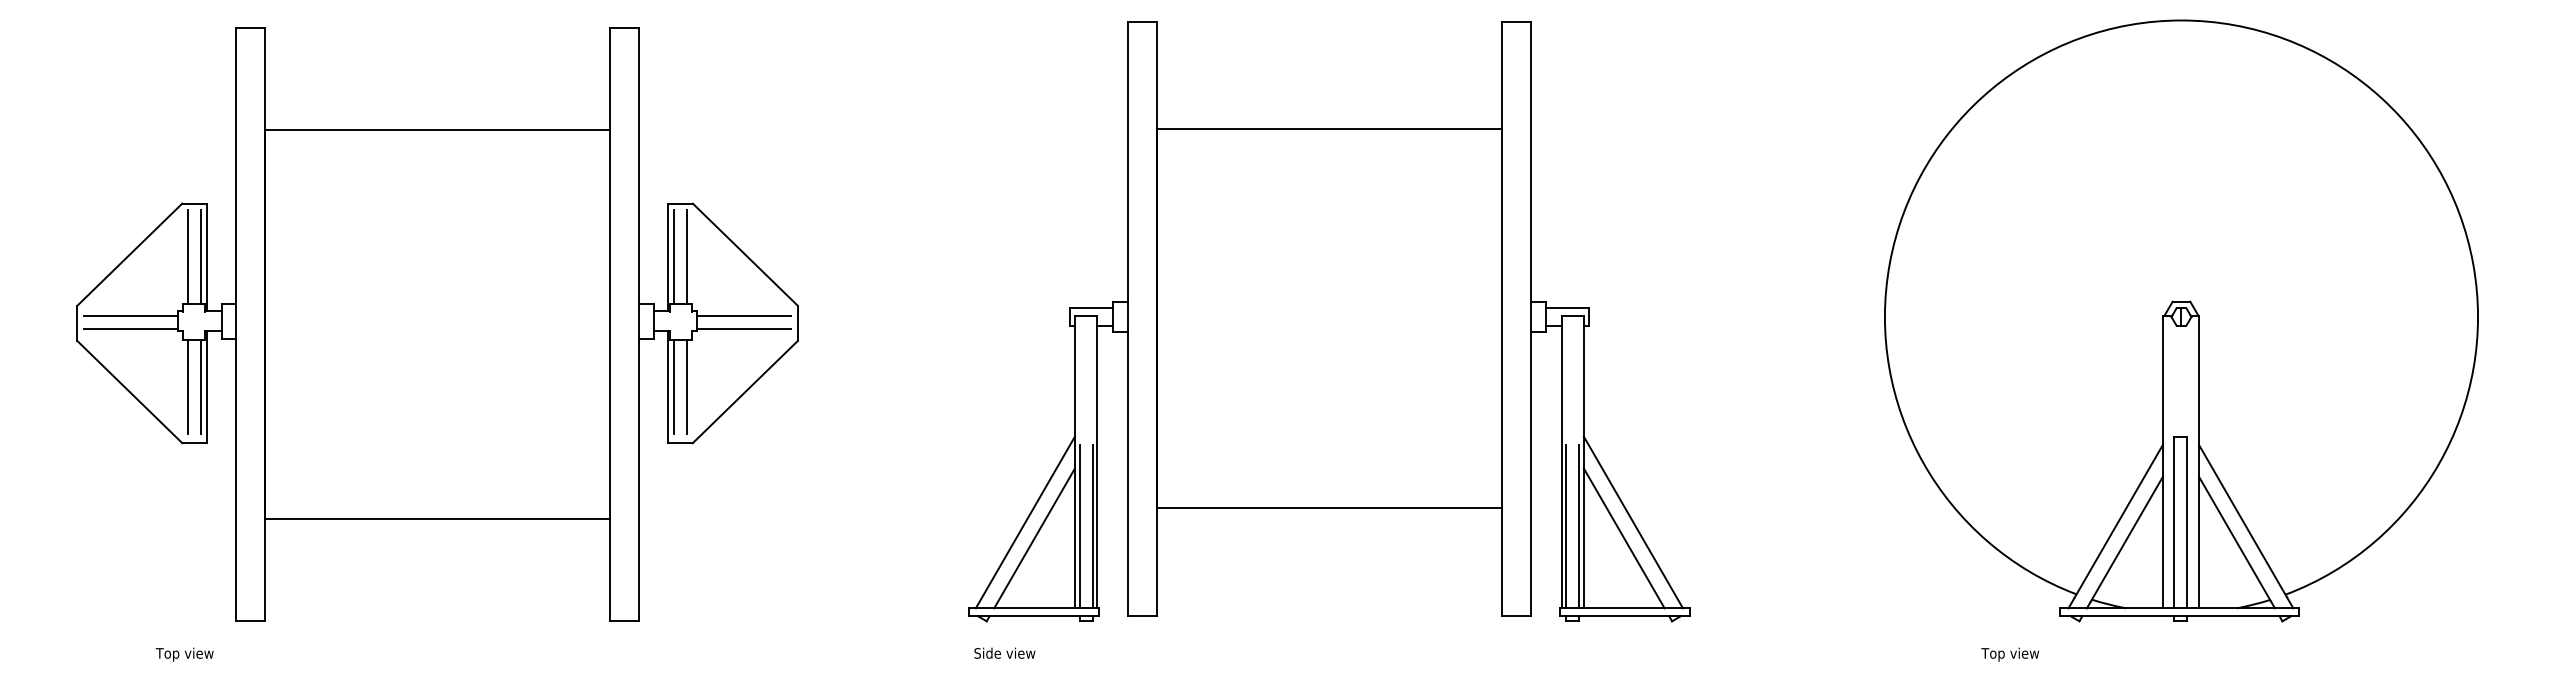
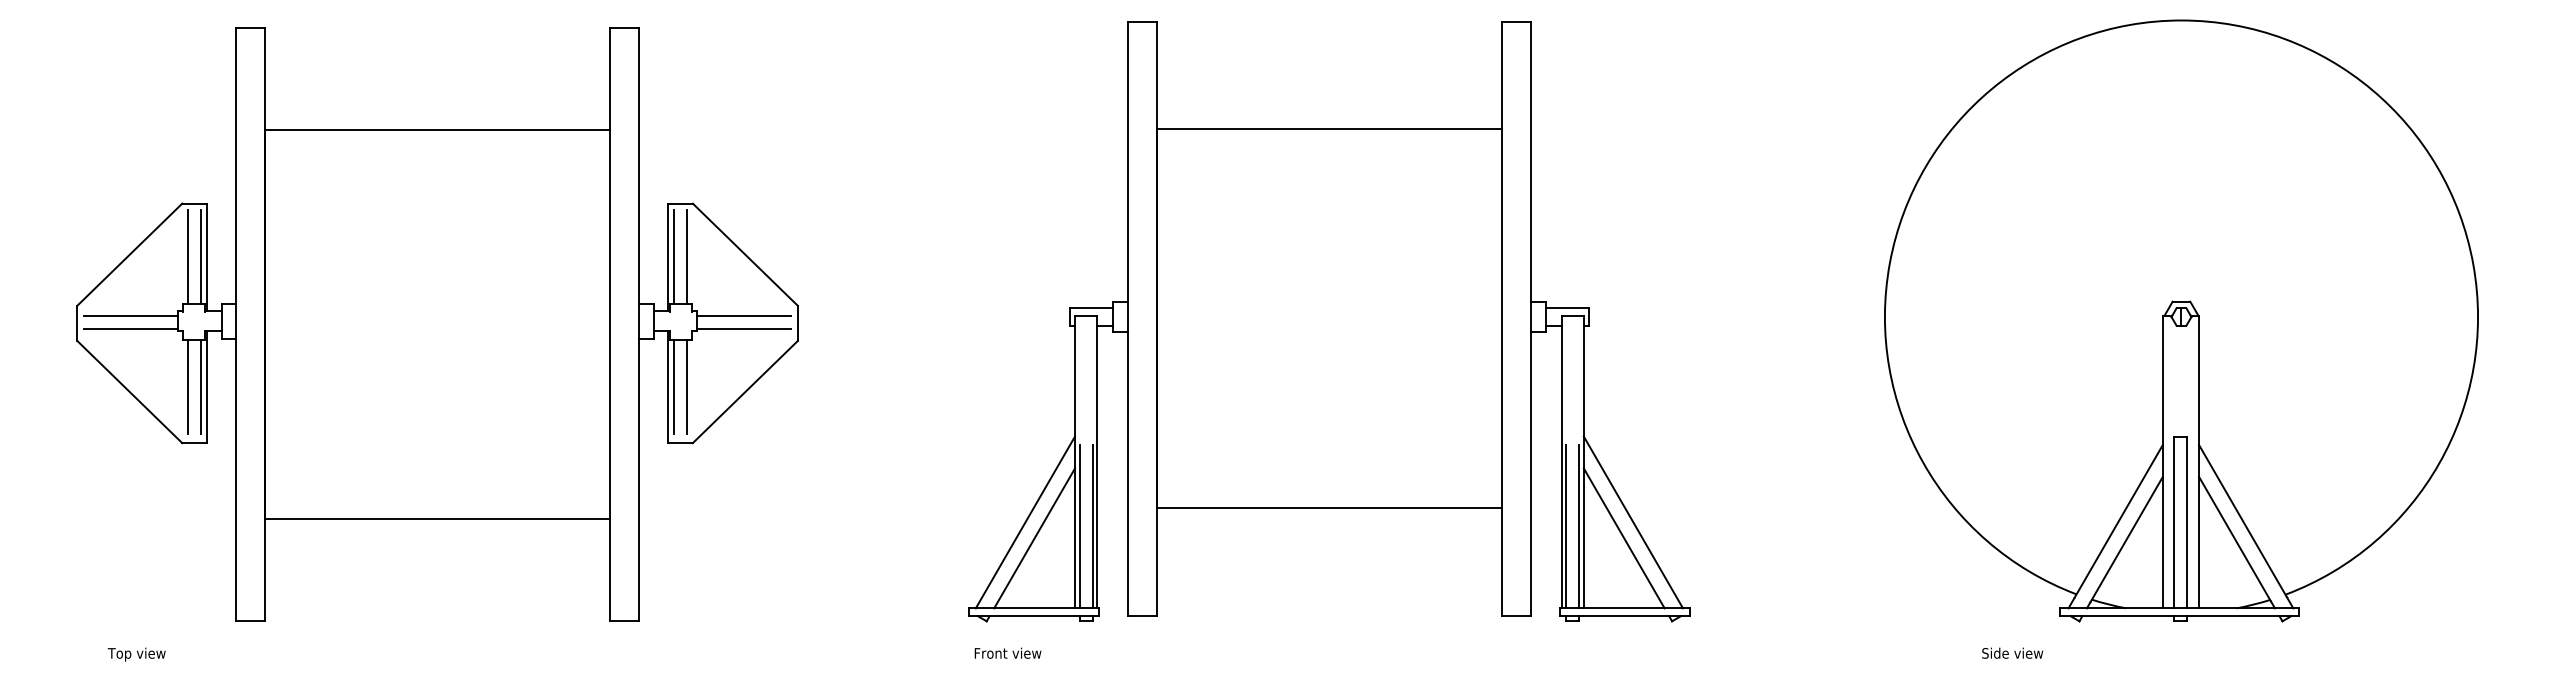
text: Side view -> Front view (1007, 652)
text position: (184, 654) -> (136, 654) (136, 654)
text: Top view -> Side view (2012, 654)
